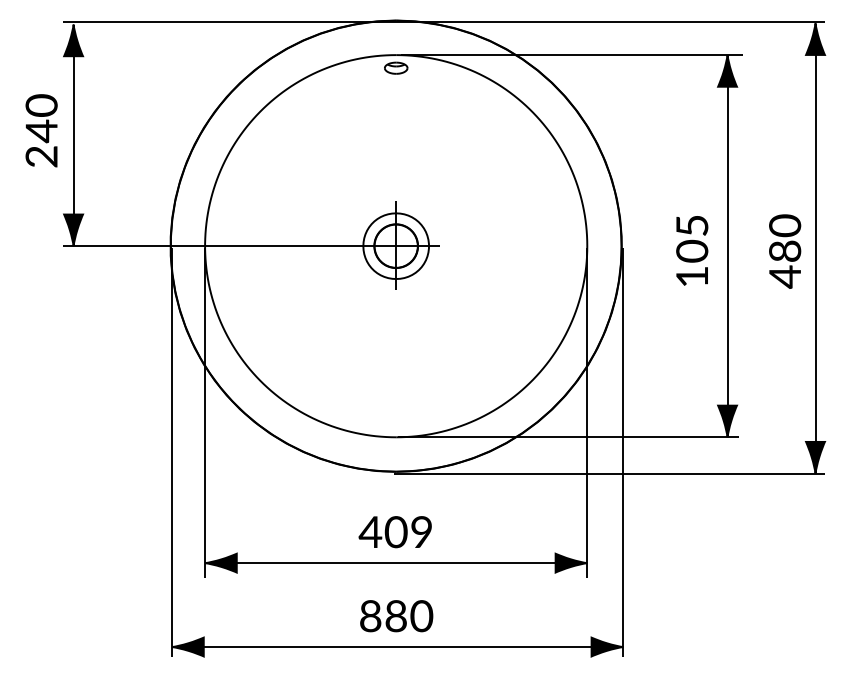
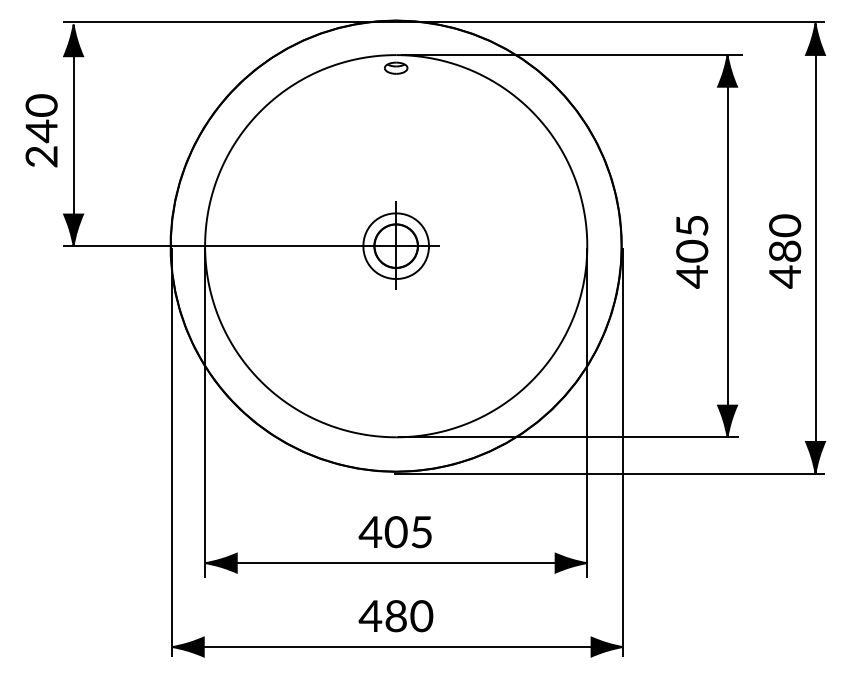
text: 105 -> 405 (691, 276)
text: 409 -> 405 (421, 532)
text: 880 -> 480 (370, 616)
